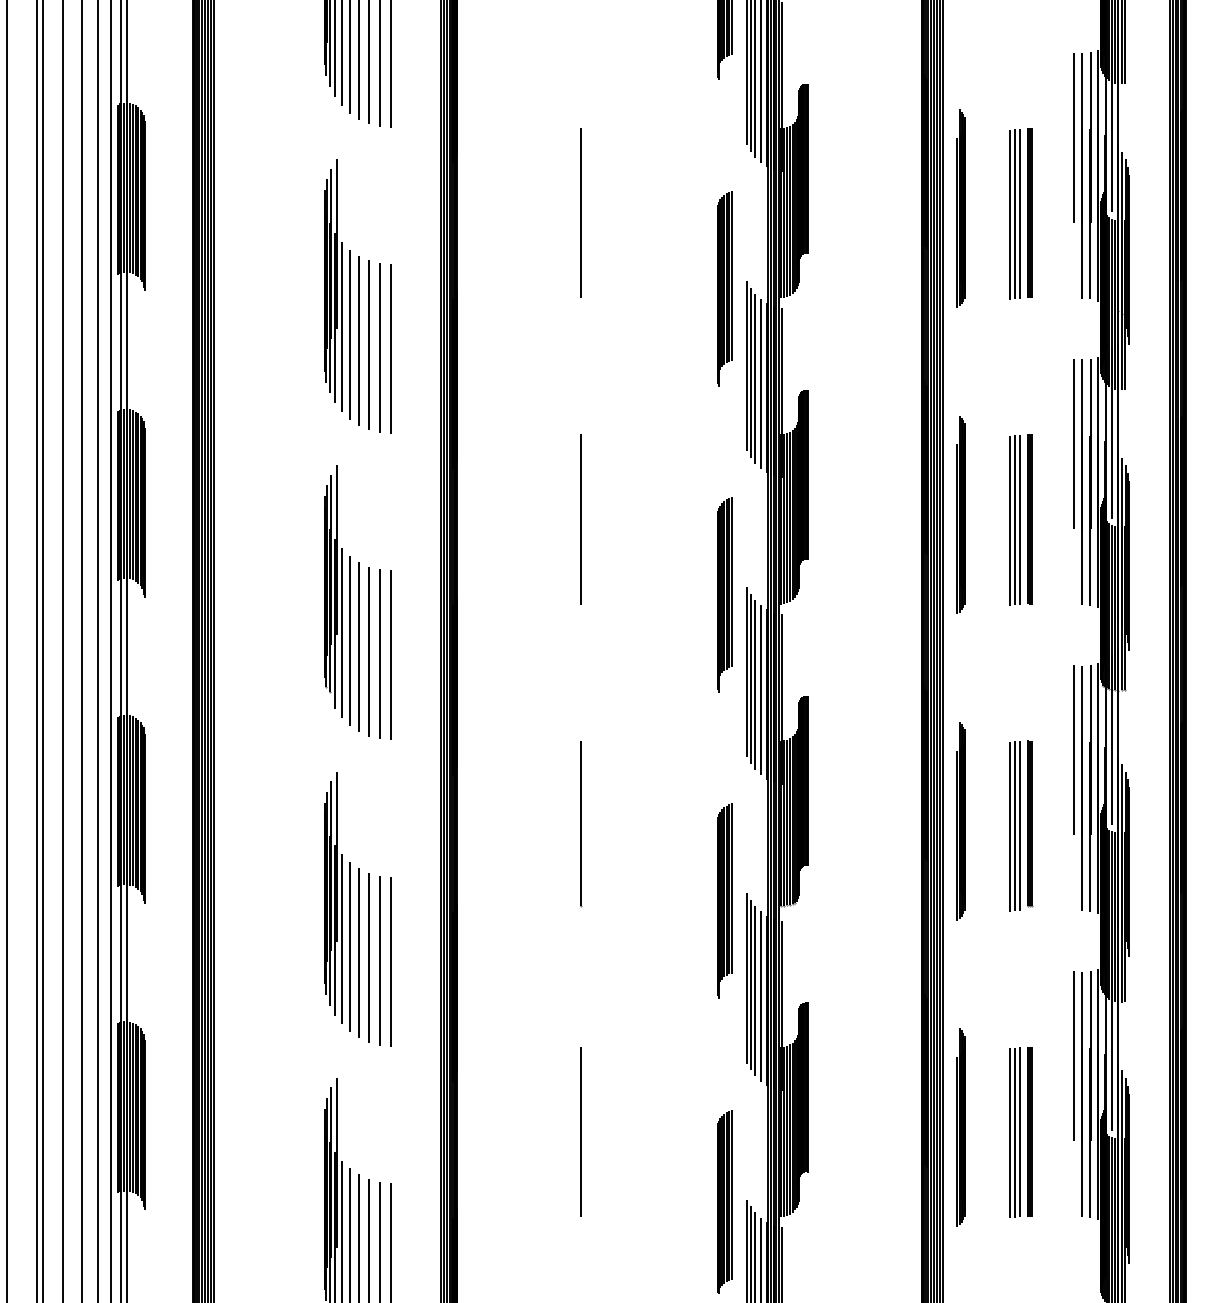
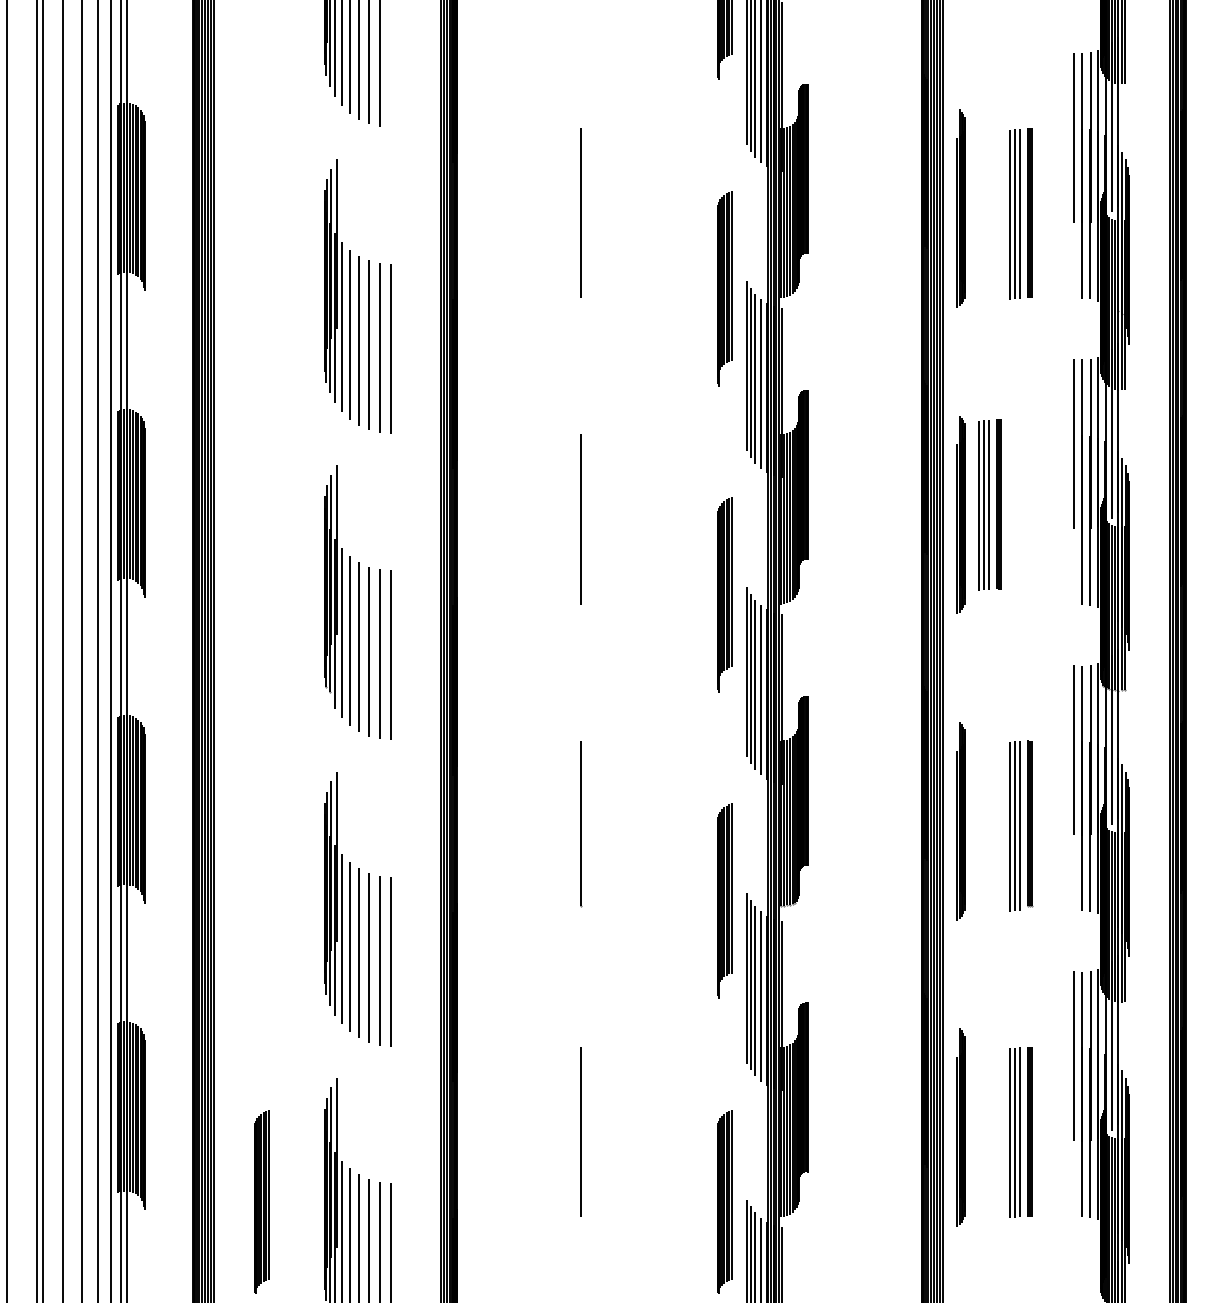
line: present -> none (391, 65)
part position: (1020, 519) -> (989, 504) (989, 504)
part: none -> present (261, 1201)
